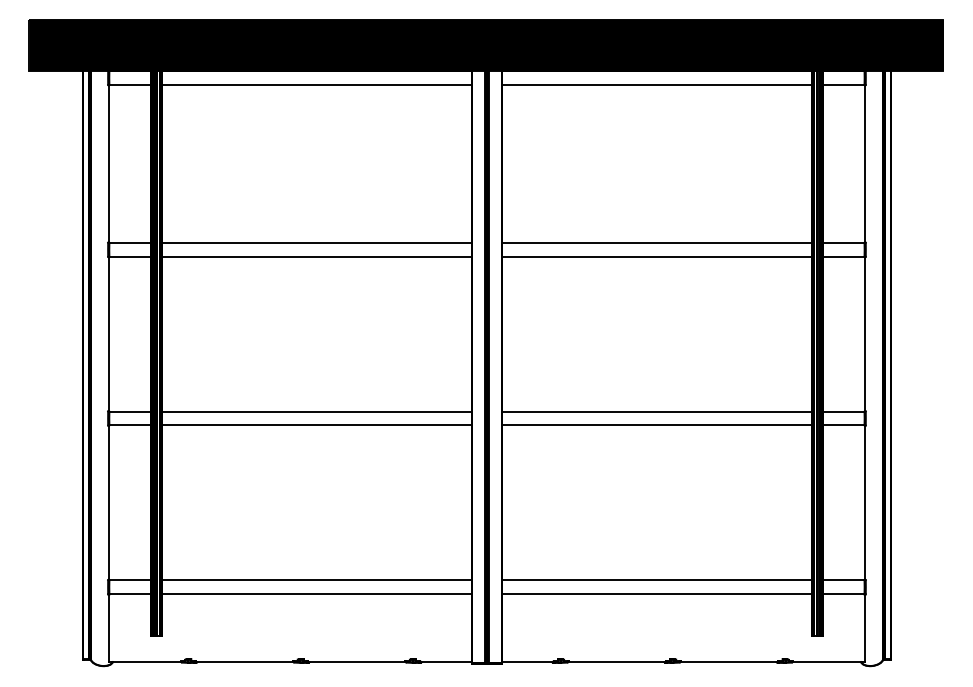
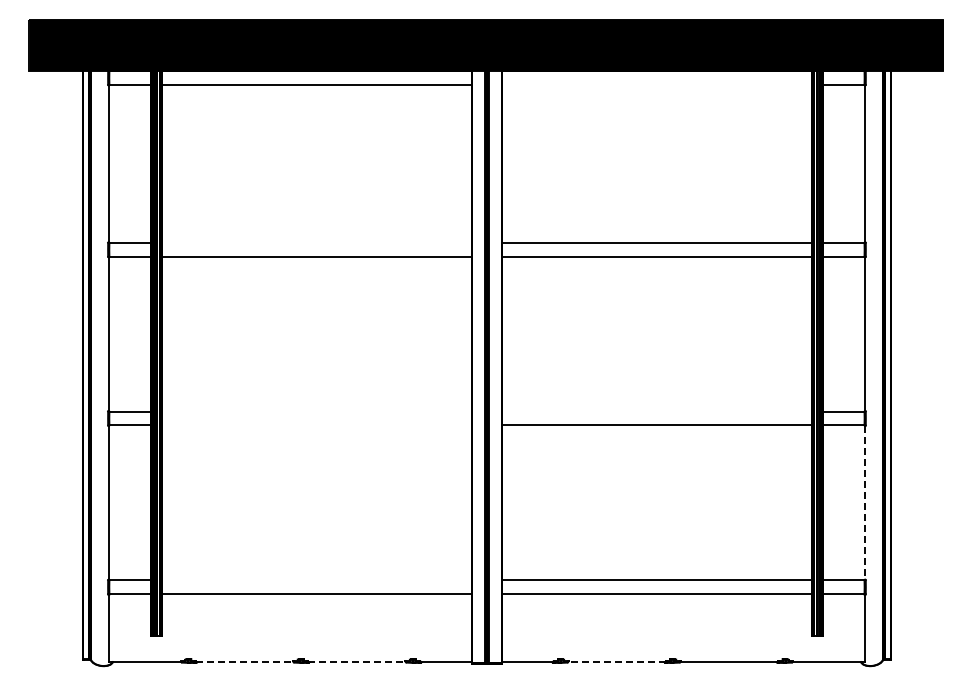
line: present -> none (656, 84)
line: present -> none (316, 242)
line: present -> none (316, 411)
line: present -> none (656, 411)
line: present -> none (316, 425)
line: solid -> dashed (864, 503)
line: present -> none (316, 580)
line: solid -> dashed (244, 661)
line: solid -> dashed (356, 661)
line: solid -> dashed (617, 661)
